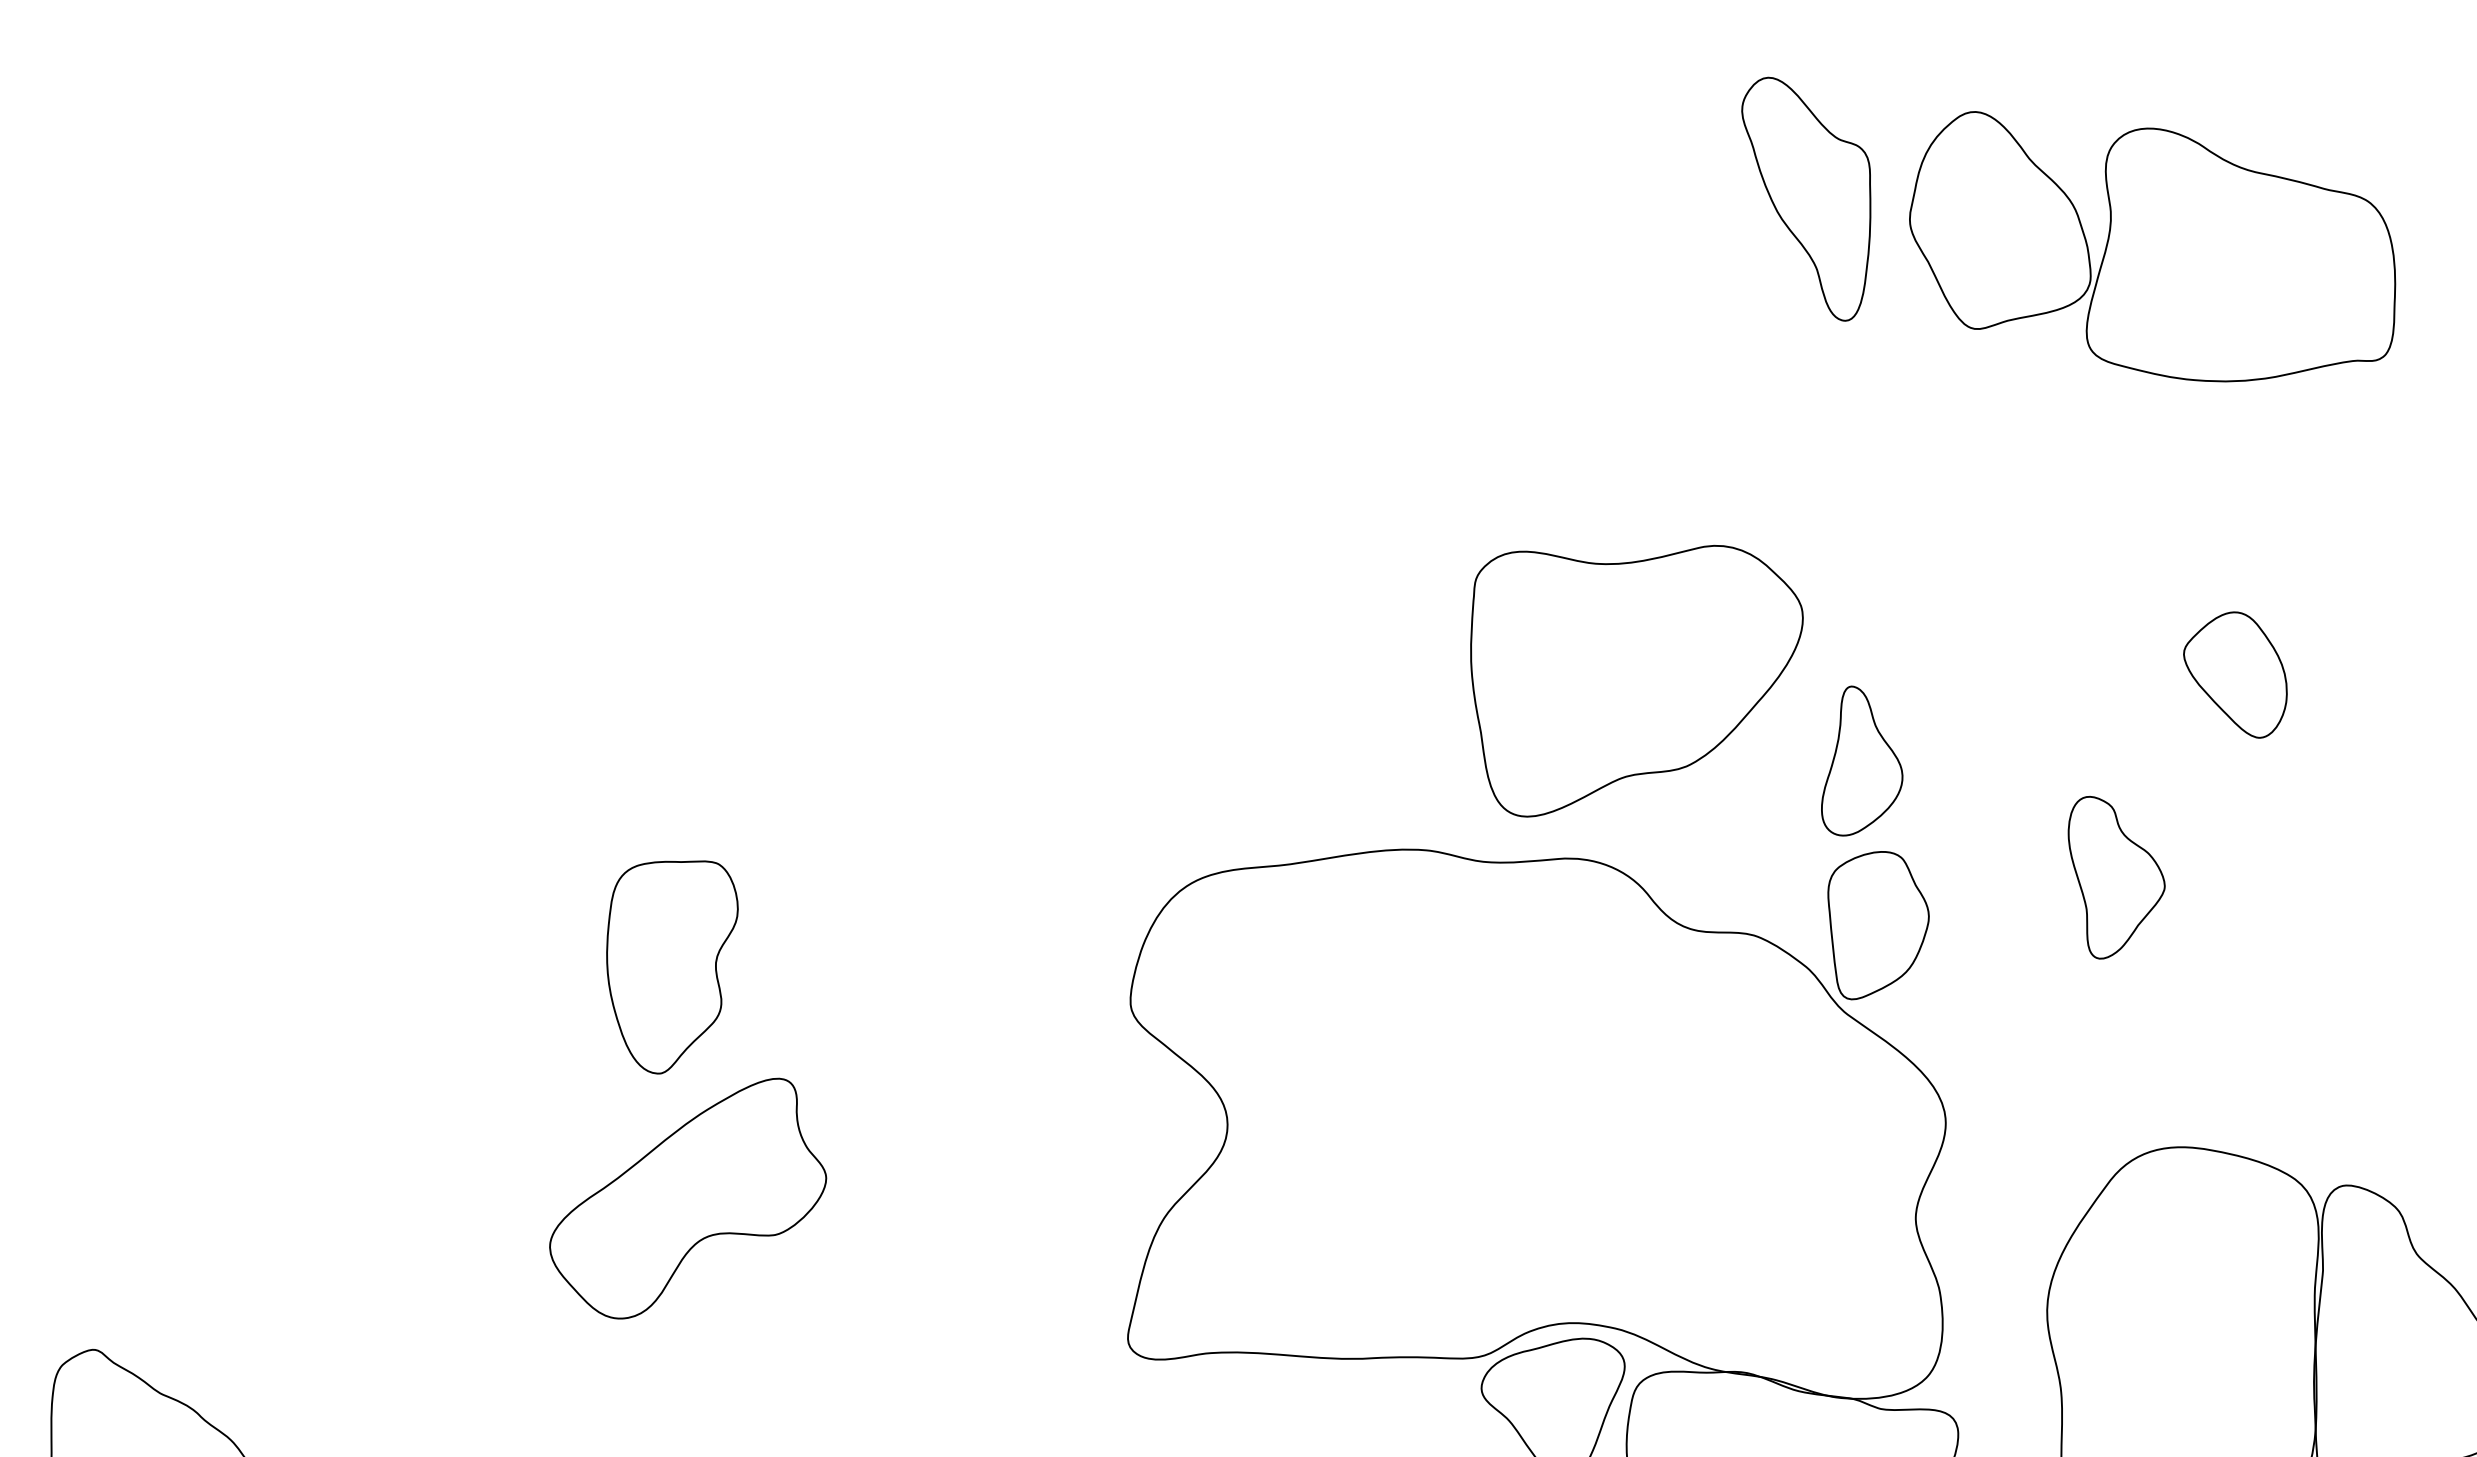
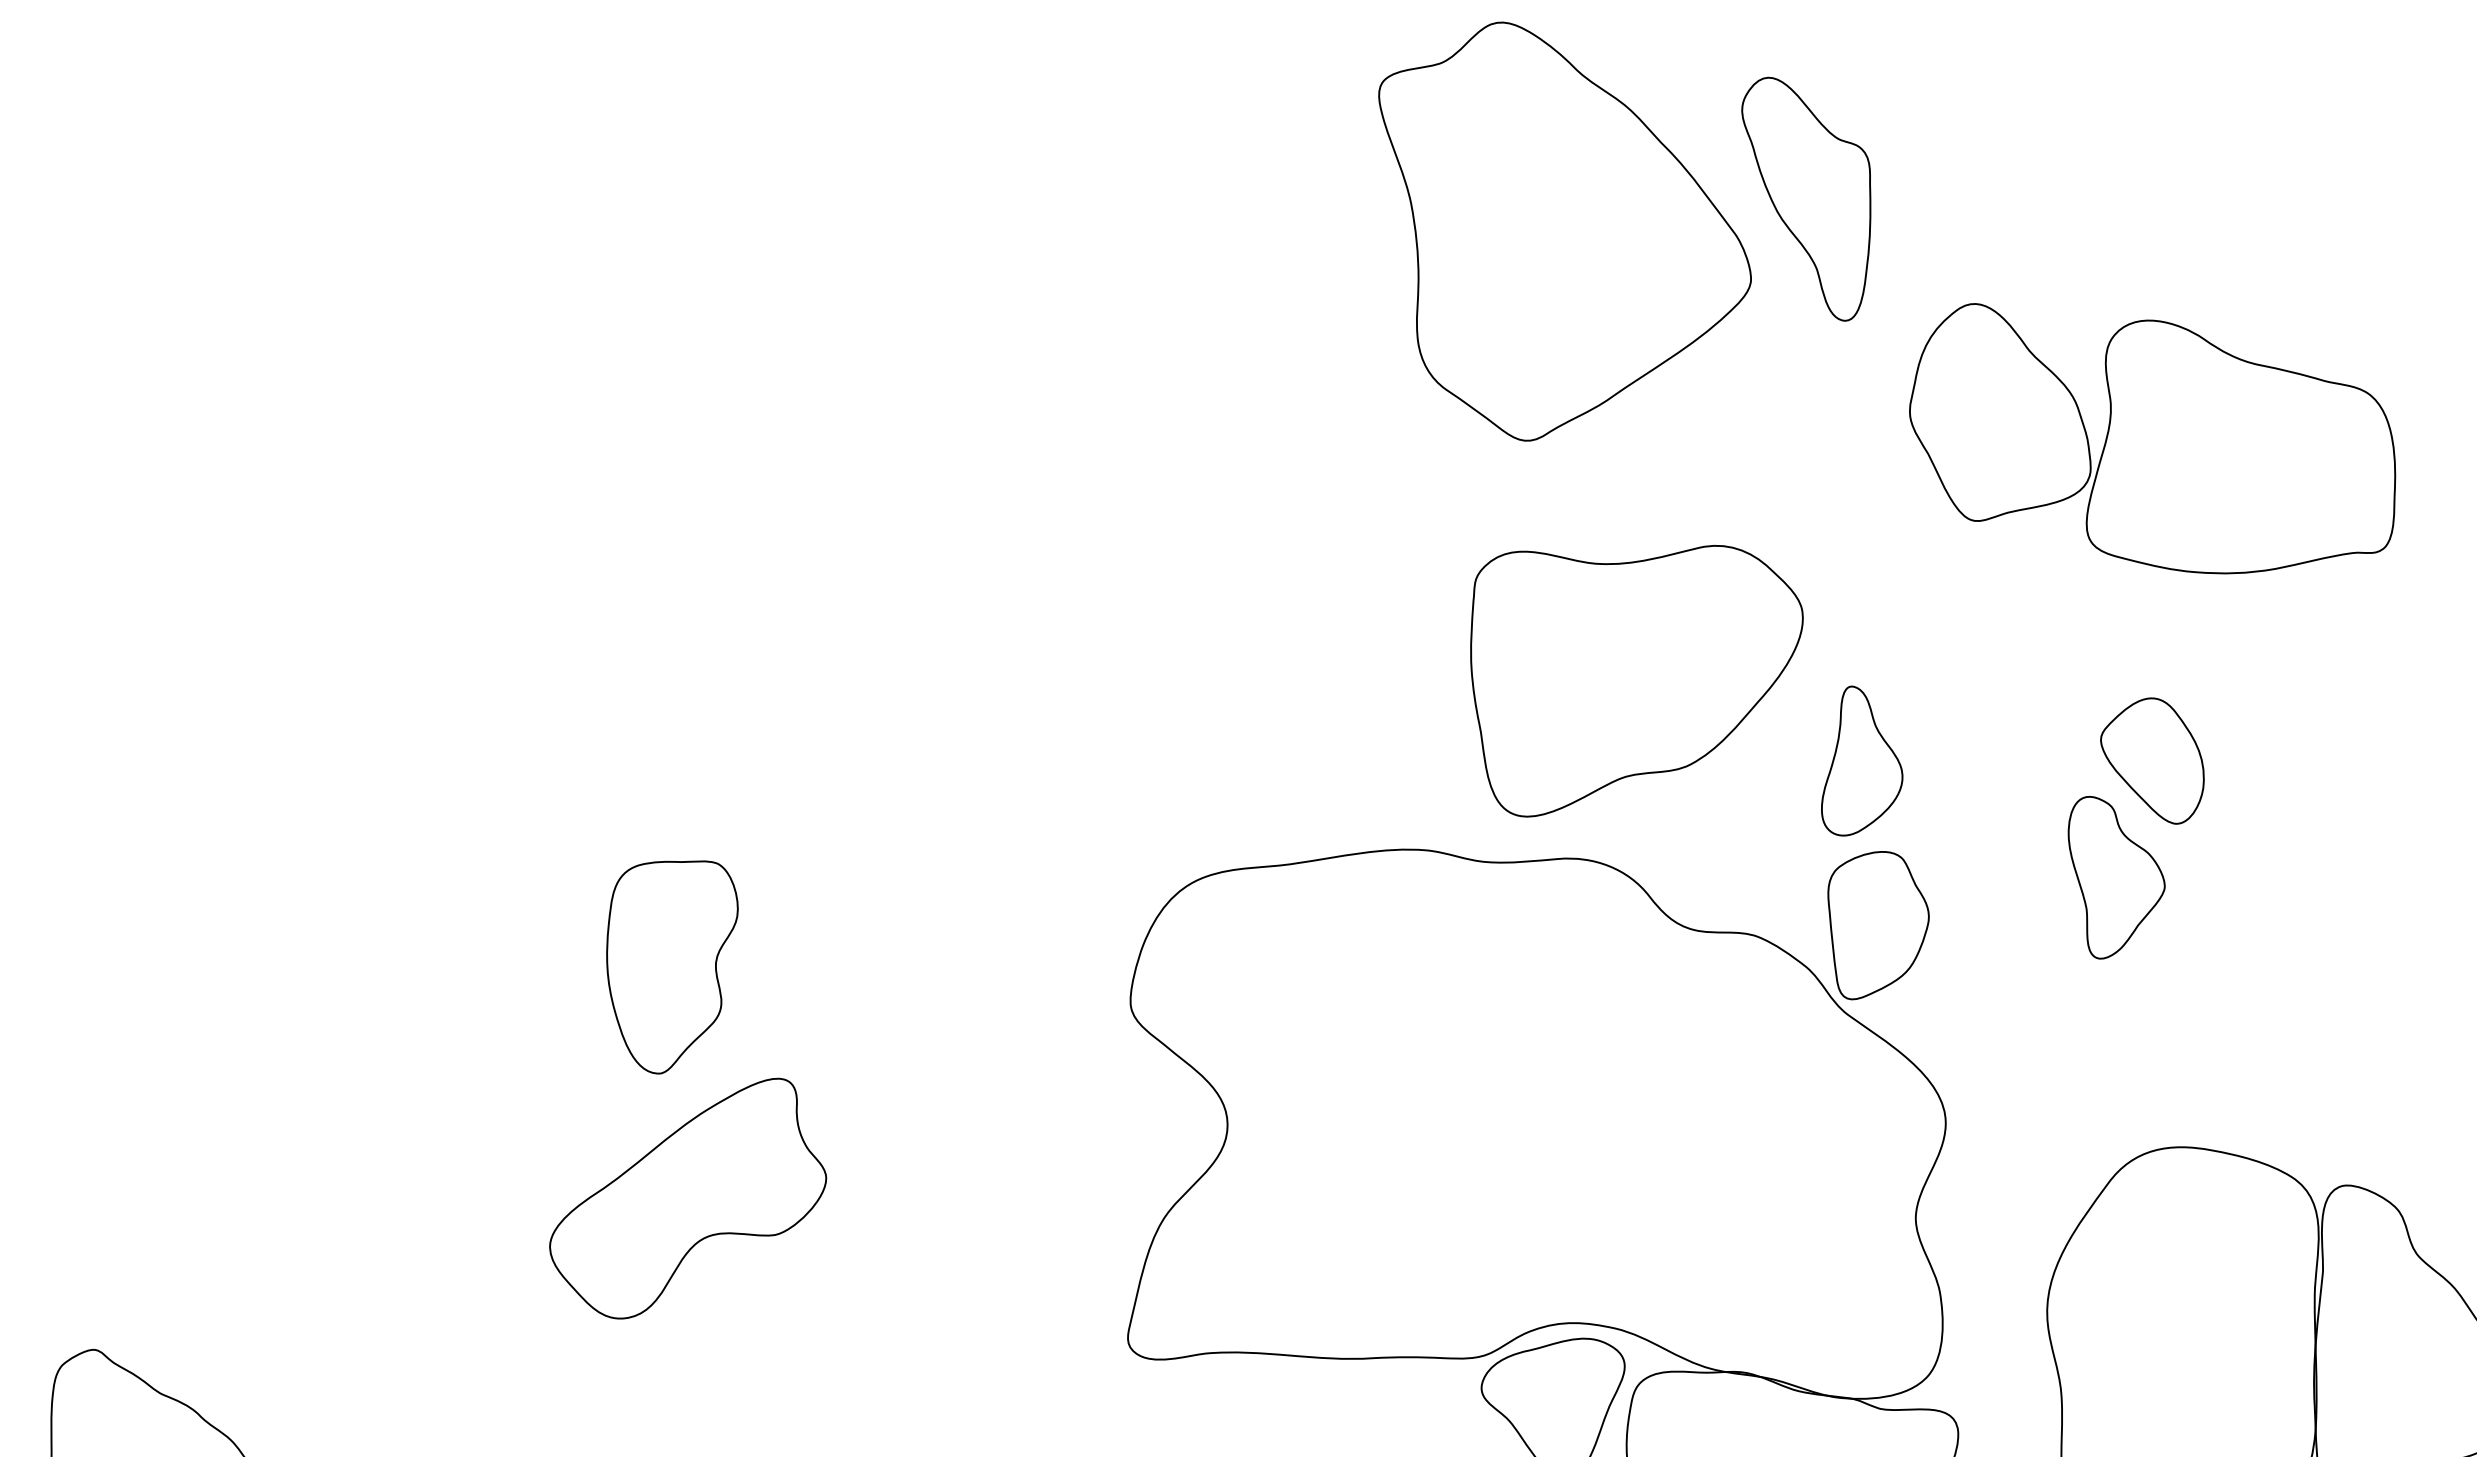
part: none -> present (1564, 231)
part position: (2152, 246) -> (2152, 438) (2152, 438)
part position: (2235, 674) -> (2152, 760) (2152, 760)
